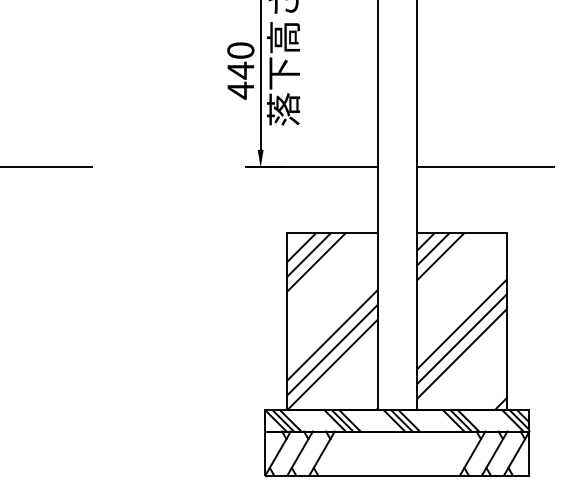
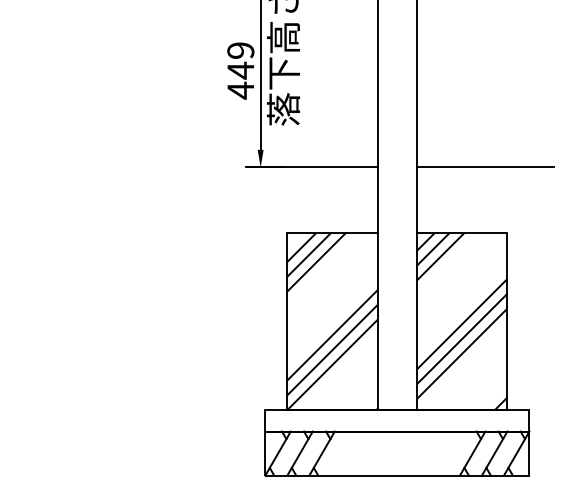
text: 440 -> 449 (240, 50)
line: present -> none (46, 167)
hatch: present -> none (397, 420)
